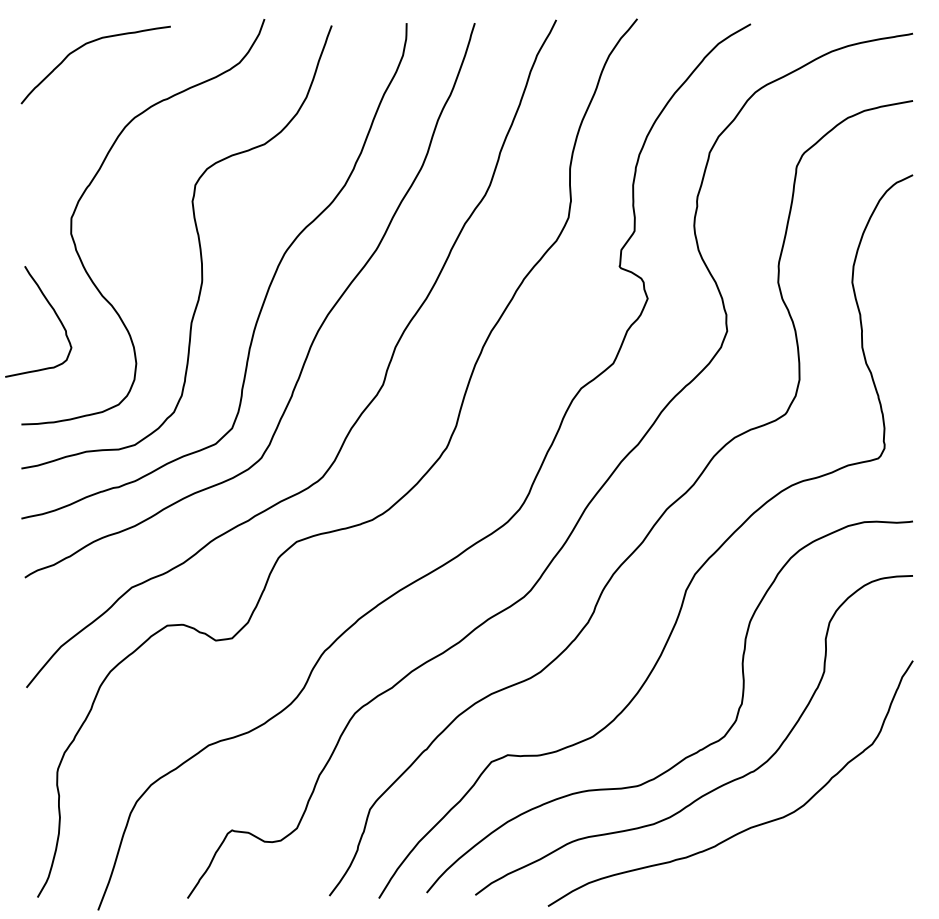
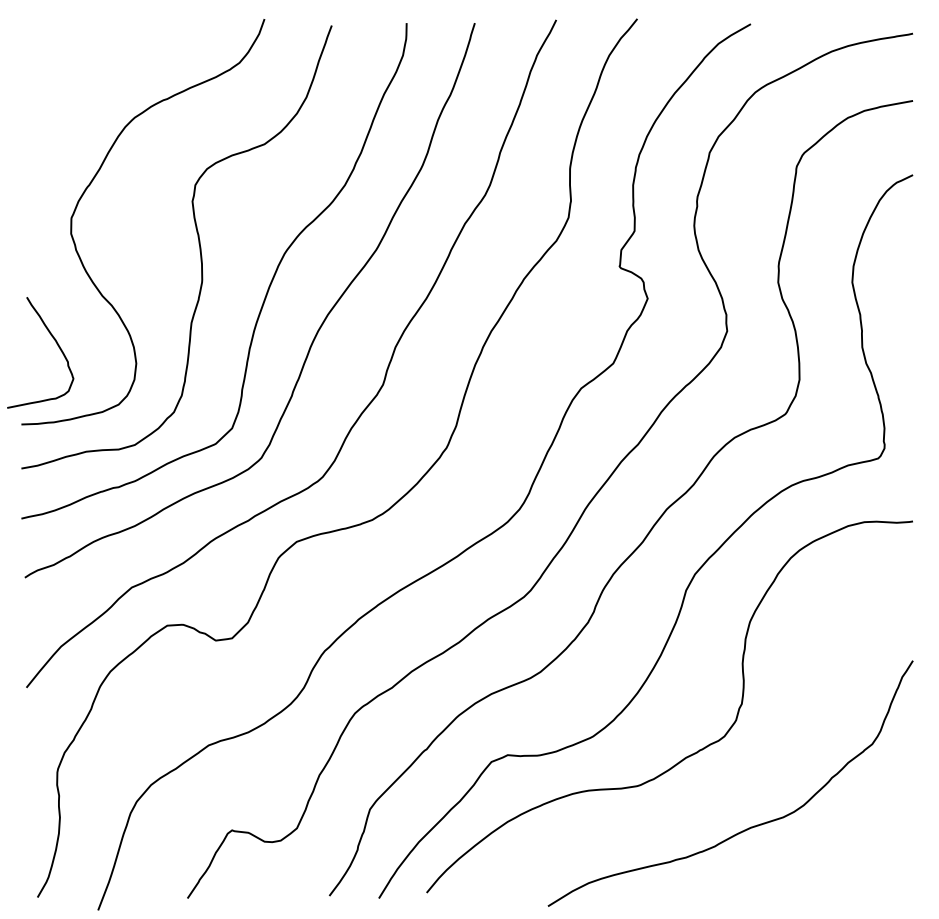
curve: present -> none (82, 47)
curve position: (54, 313) -> (56, 344) (56, 344)
curve: present -> none (718, 786)
